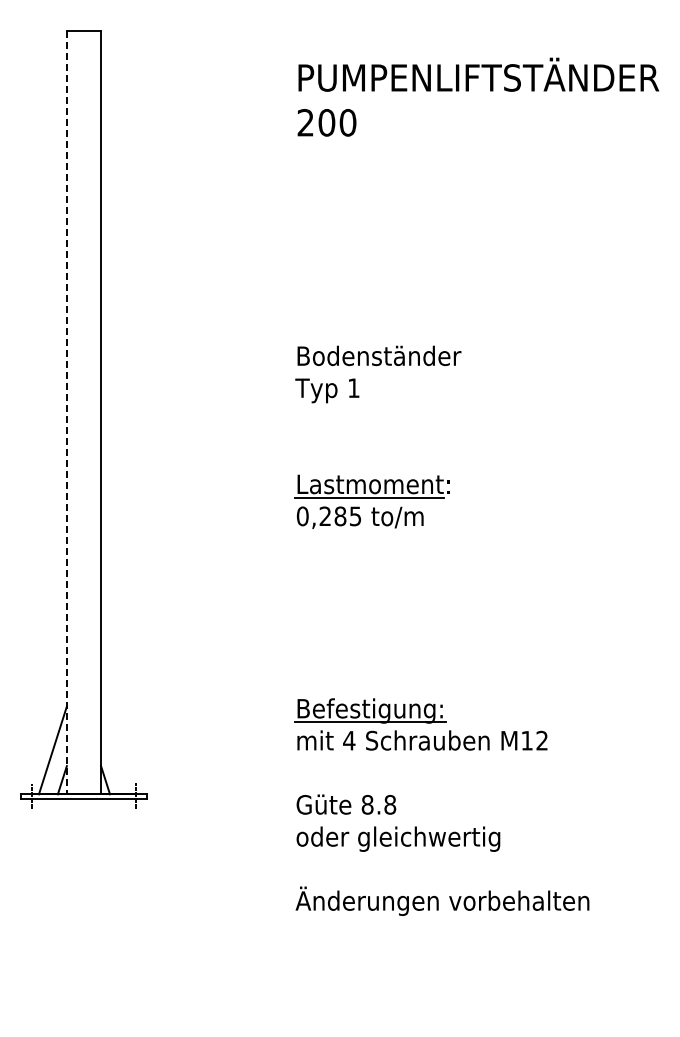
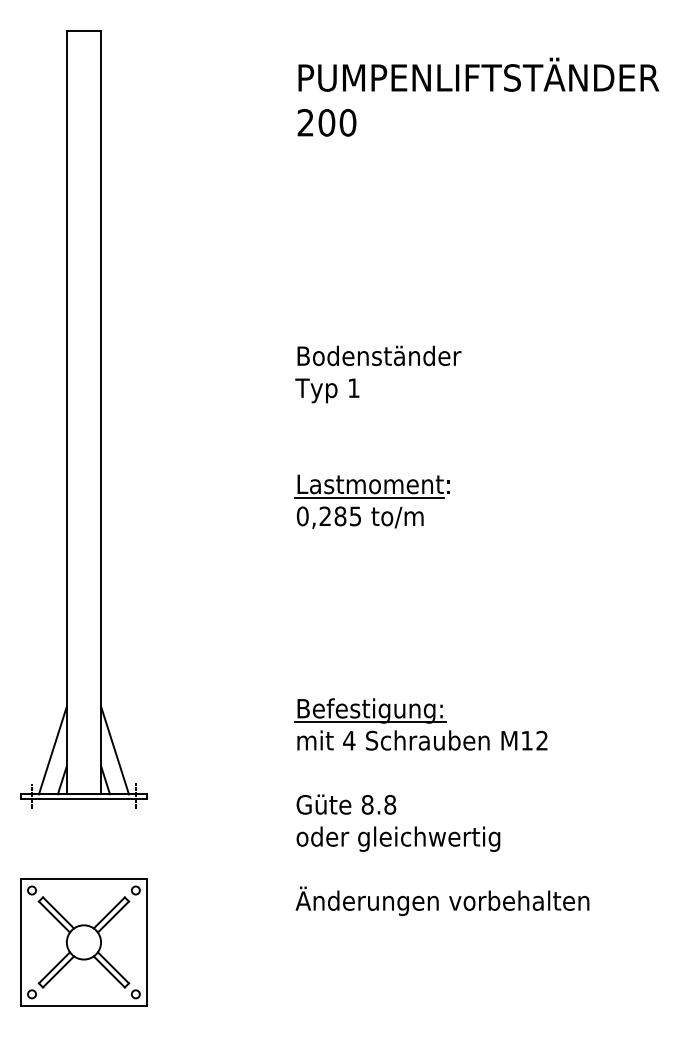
line: dashed -> solid (66, 412)
line: none -> present (114, 750)
part: none -> present (83, 942)
